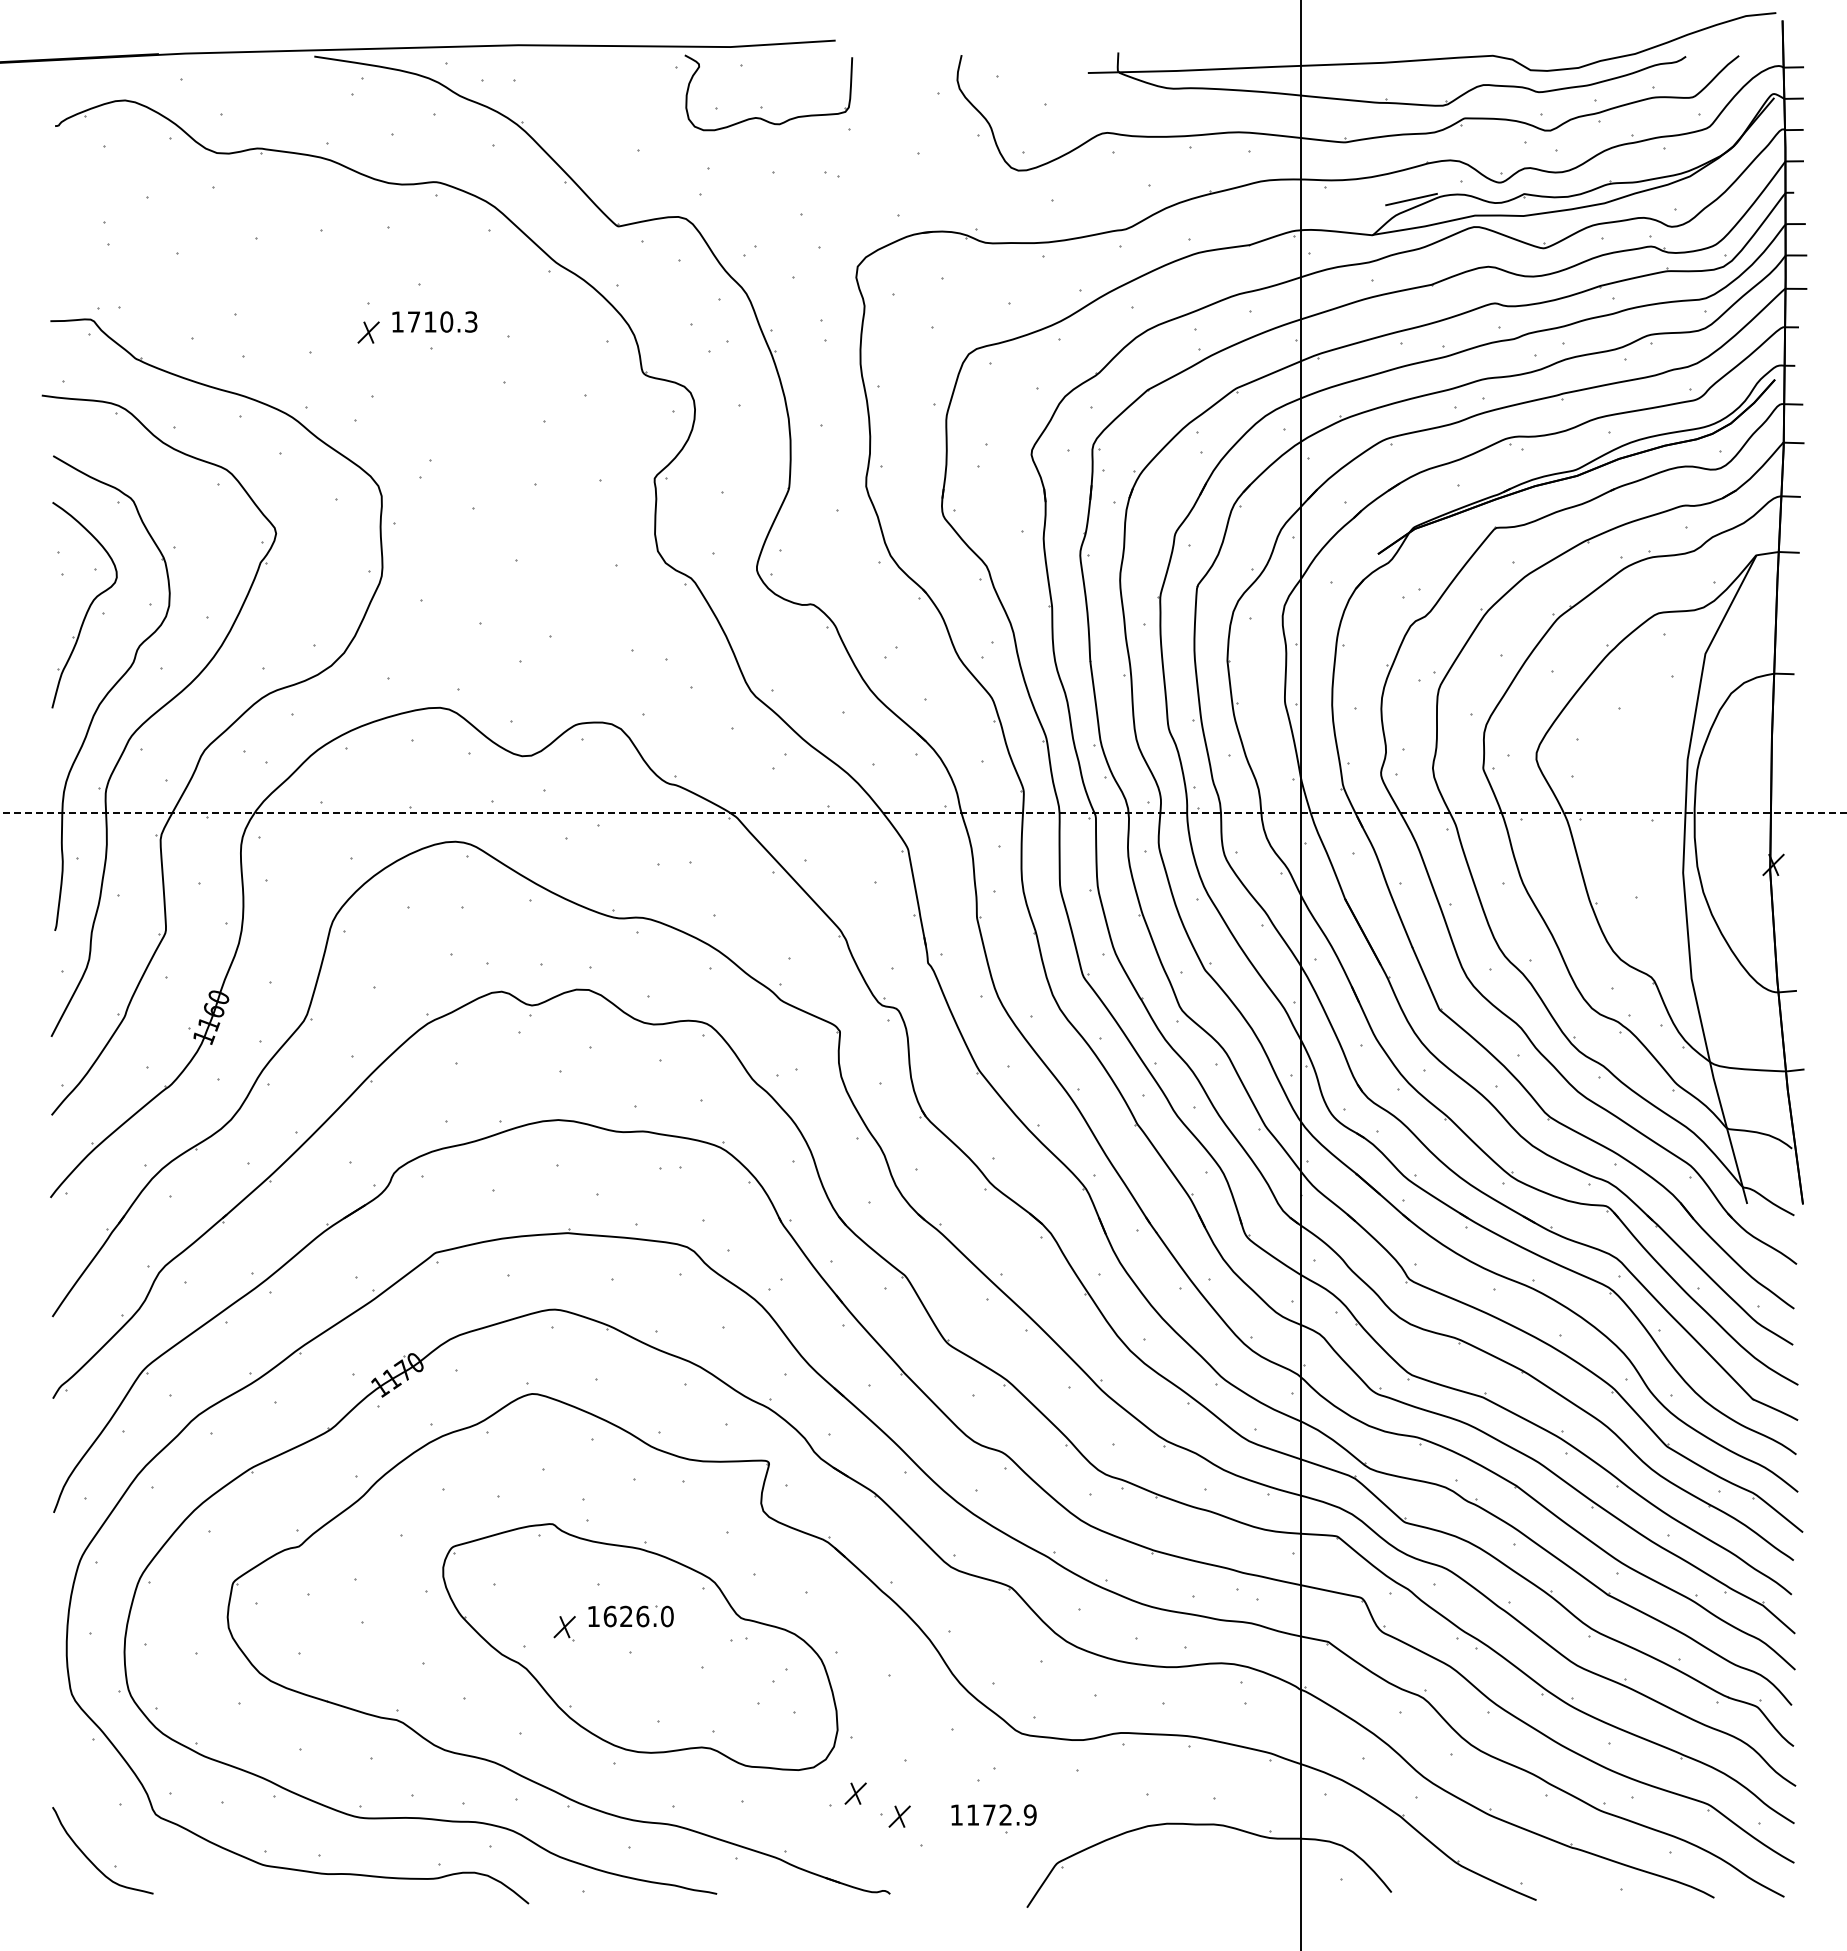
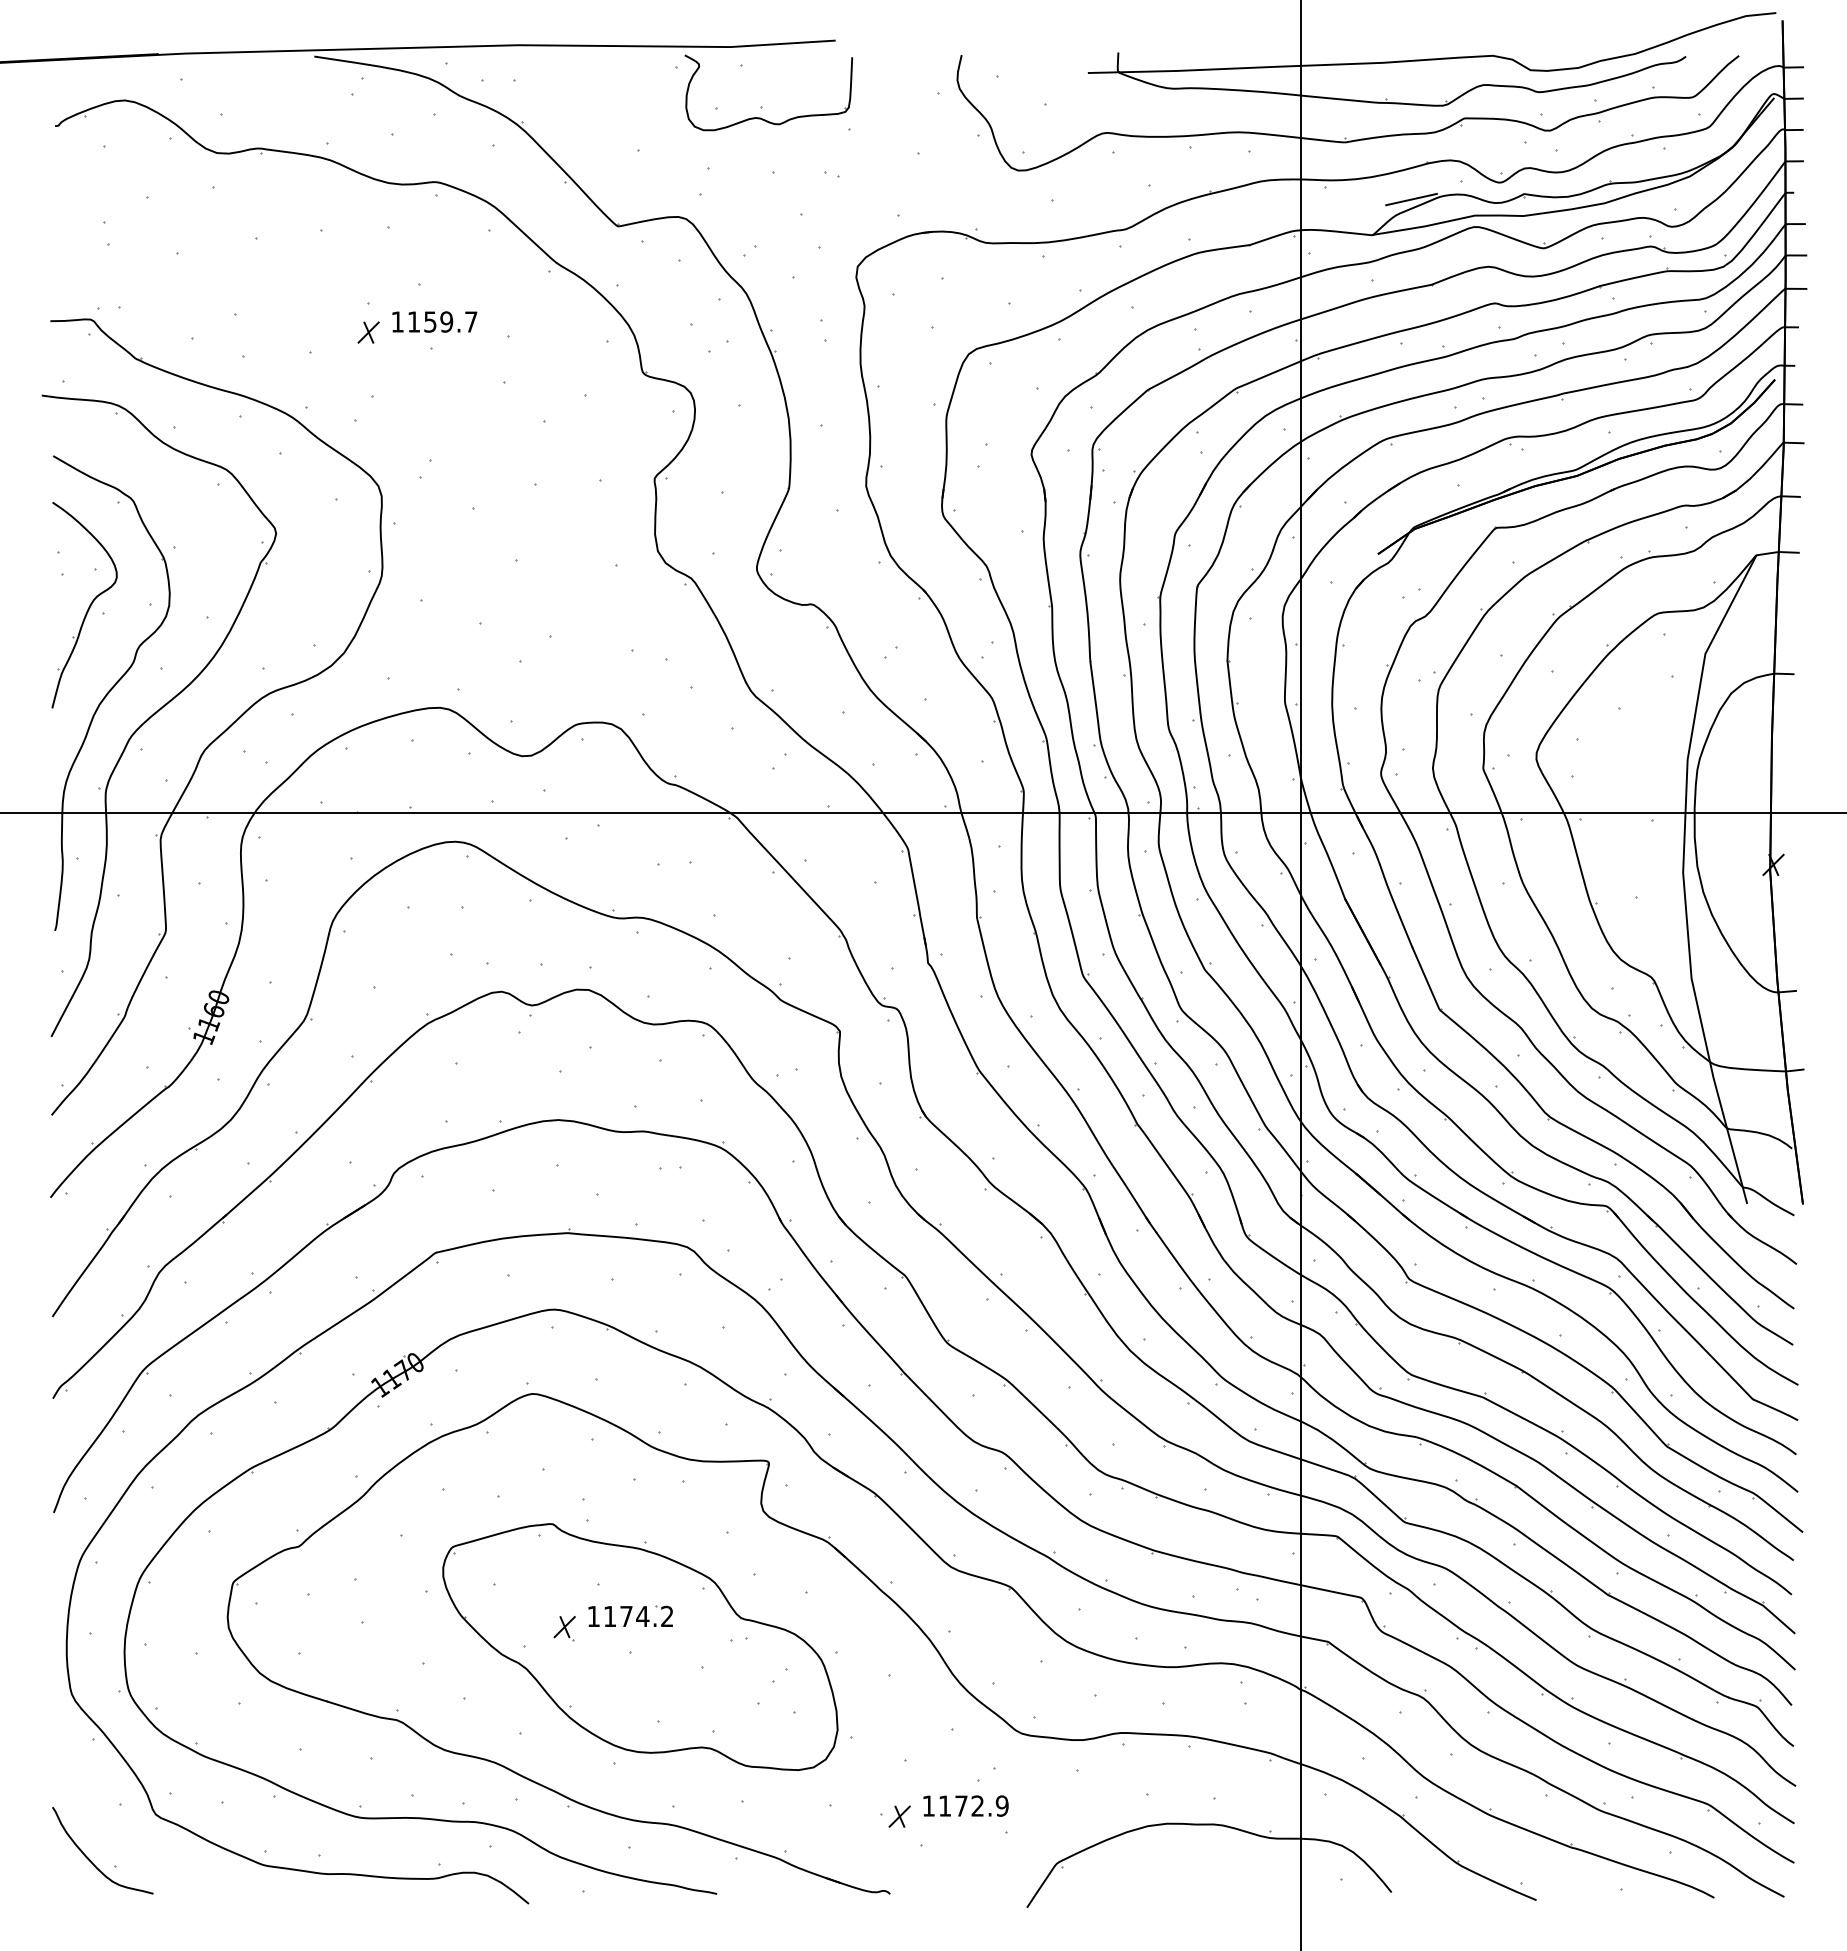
text: 1710.3 -> 1159.7 (442, 321)
line: dashed -> solid (923, 813)
text: 1626.0 -> 1174.2 (638, 1616)
part: present -> none (855, 1793)
text position: (993, 1814) -> (965, 1805) (965, 1805)
